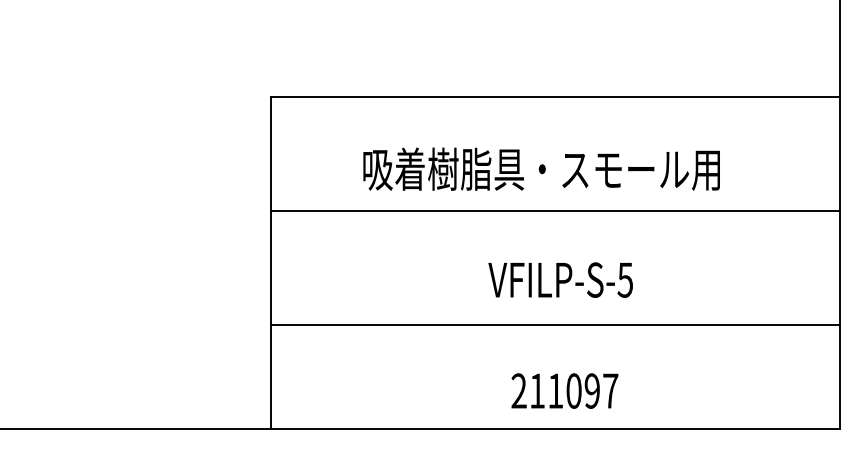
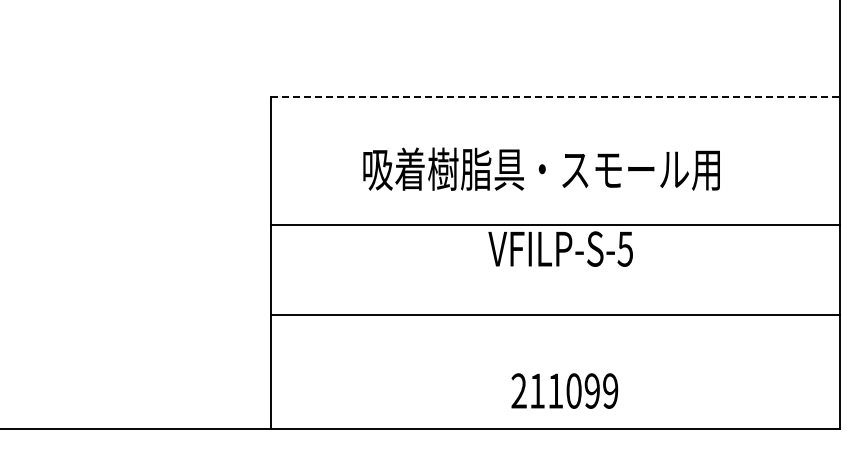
line: solid -> dashed (555, 97)
line position: (554, 211) -> (554, 225) (554, 225)
text position: (560, 279) -> (560, 248) (560, 248)
line position: (554, 325) -> (554, 315) (554, 315)
text: 211097 -> 211099 (610, 390)
